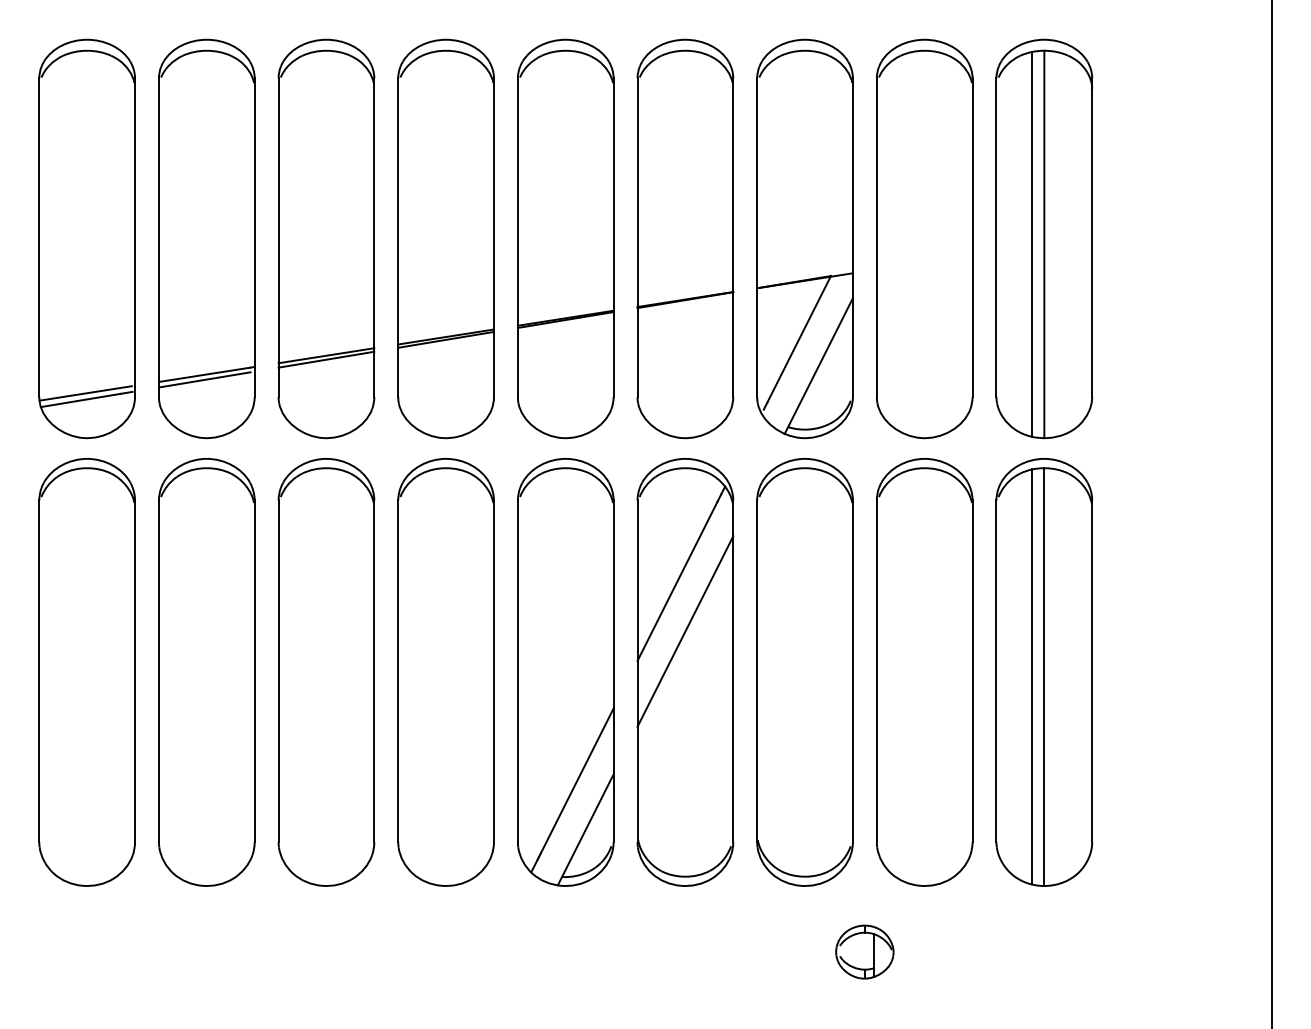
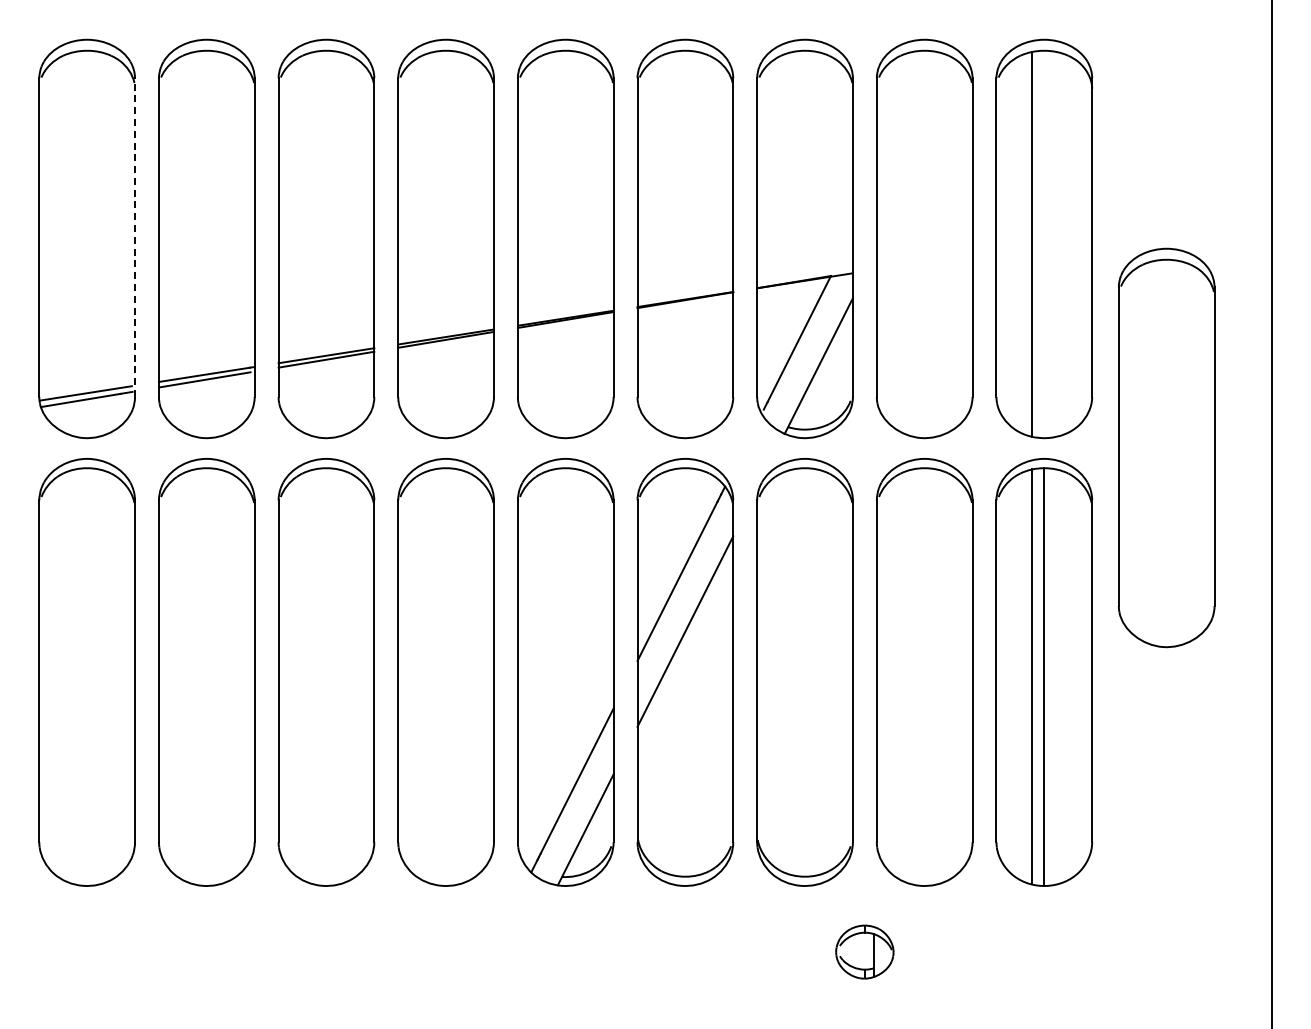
line: solid -> dashed (135, 237)
line: present -> none (1044, 243)
part: none -> present (1166, 447)
